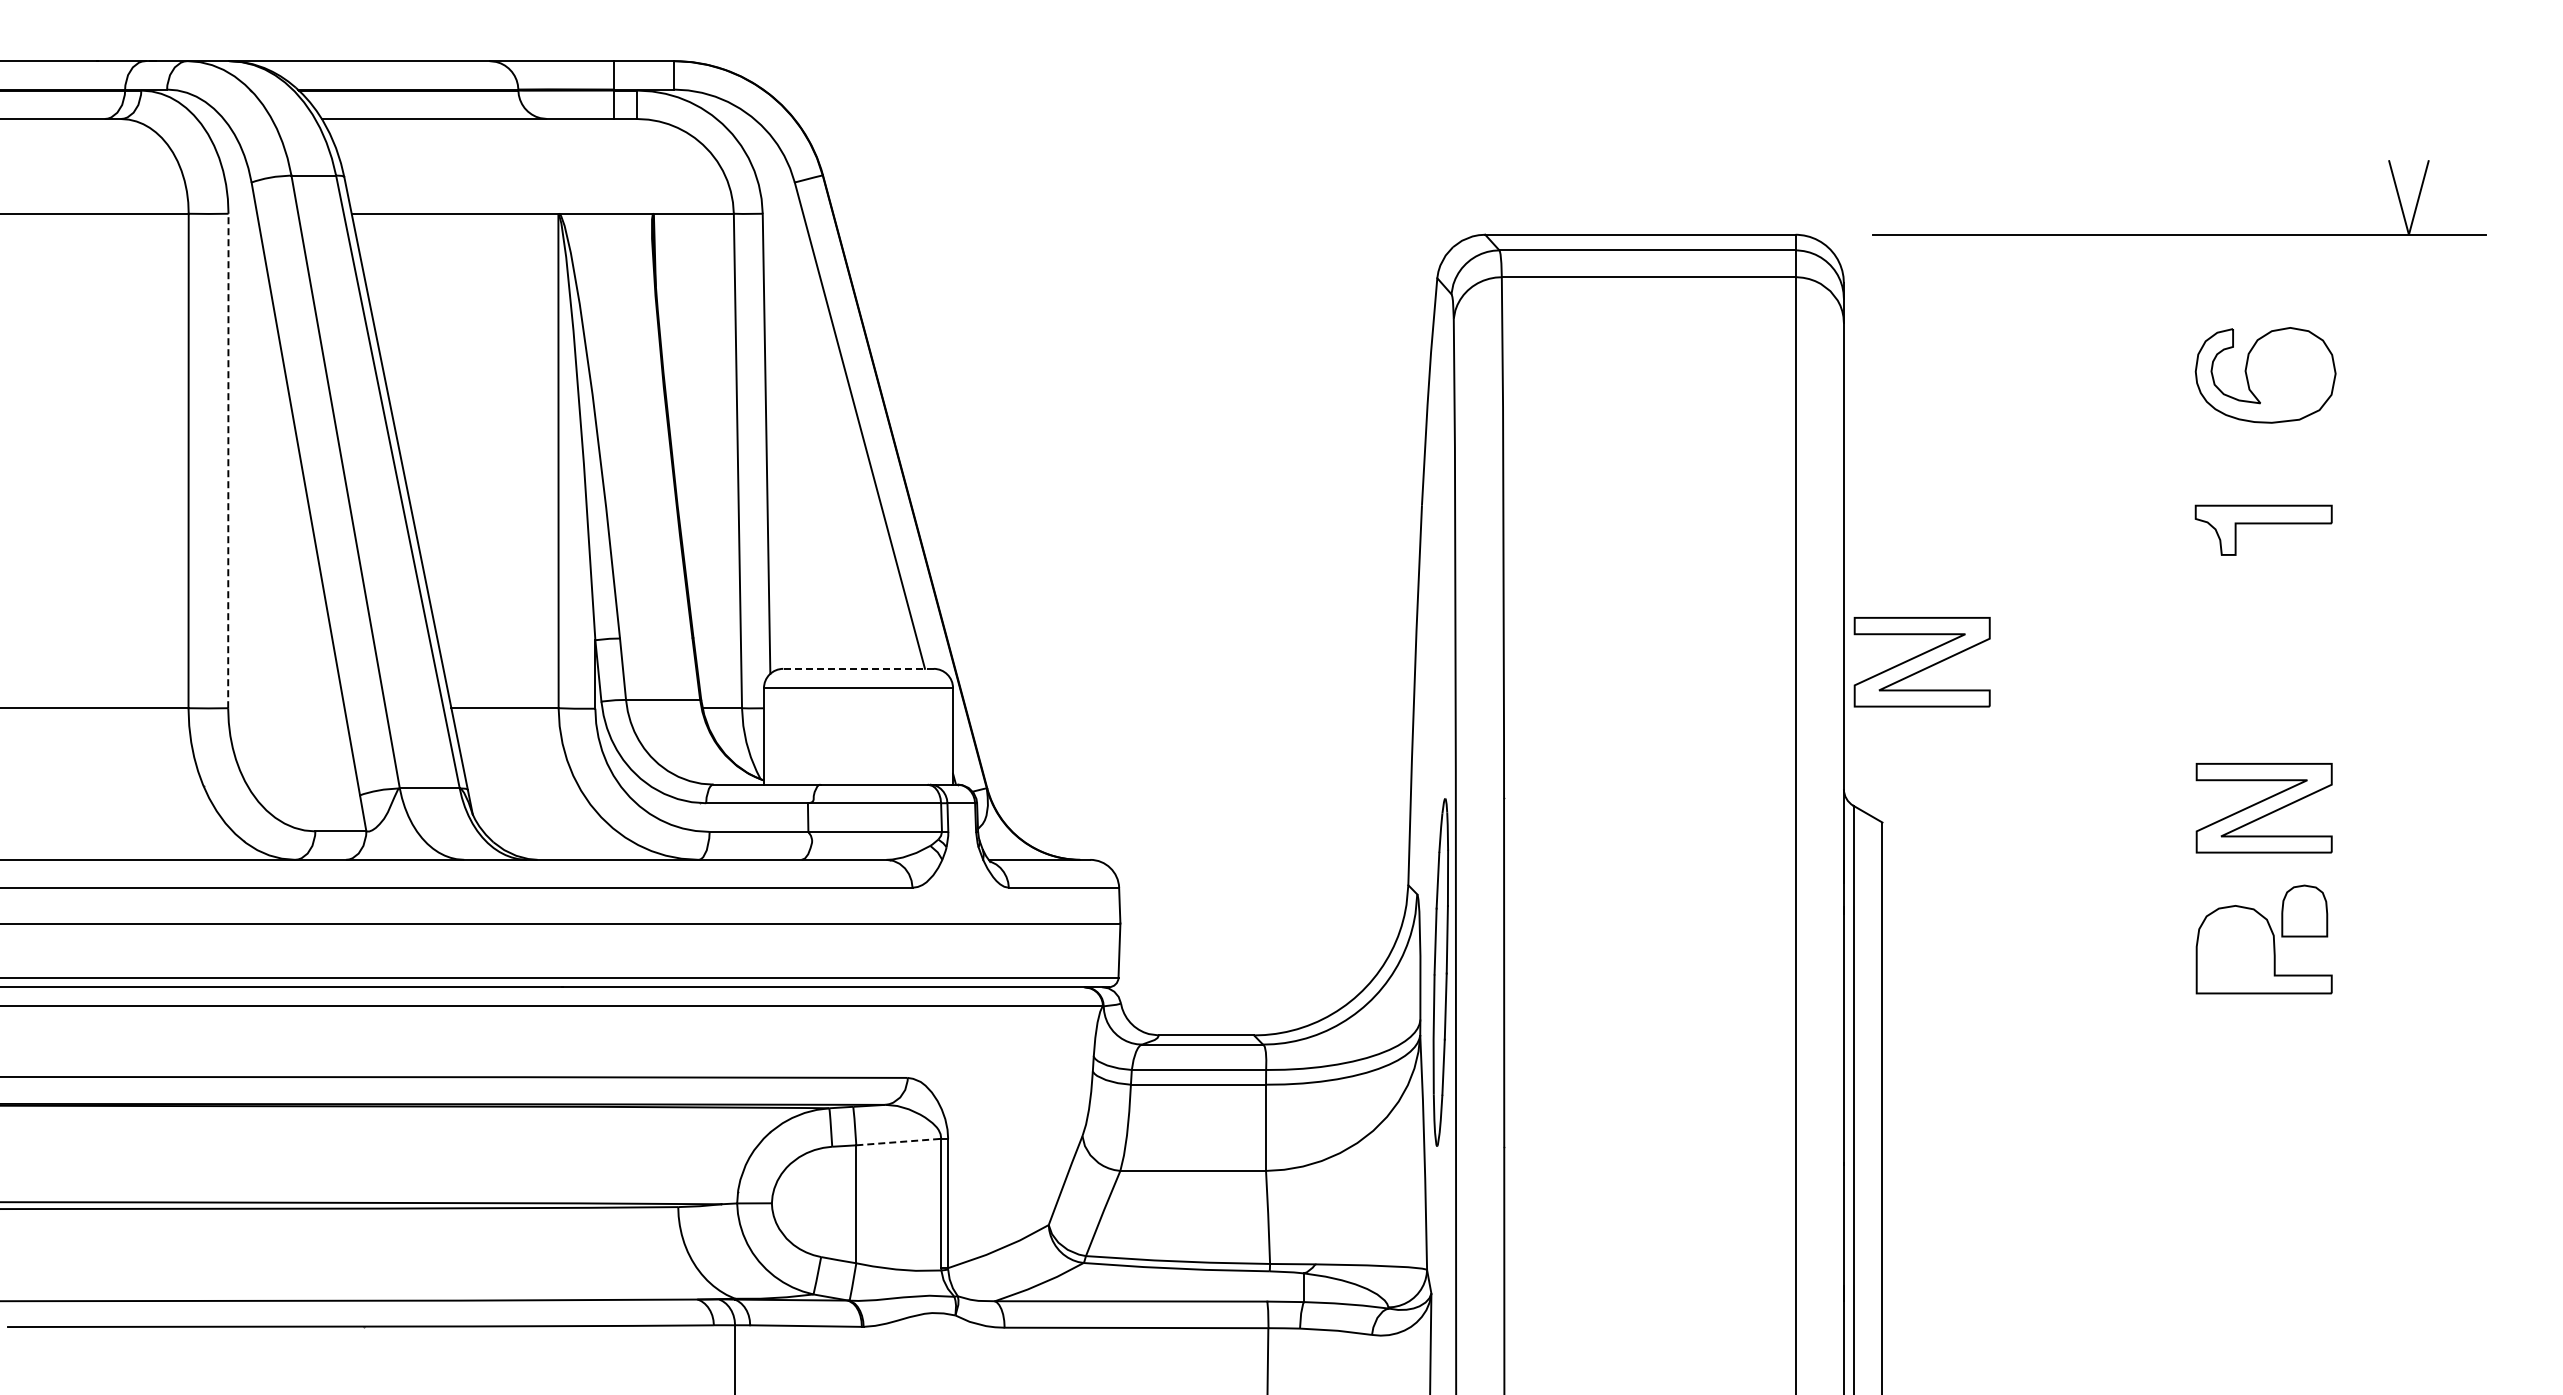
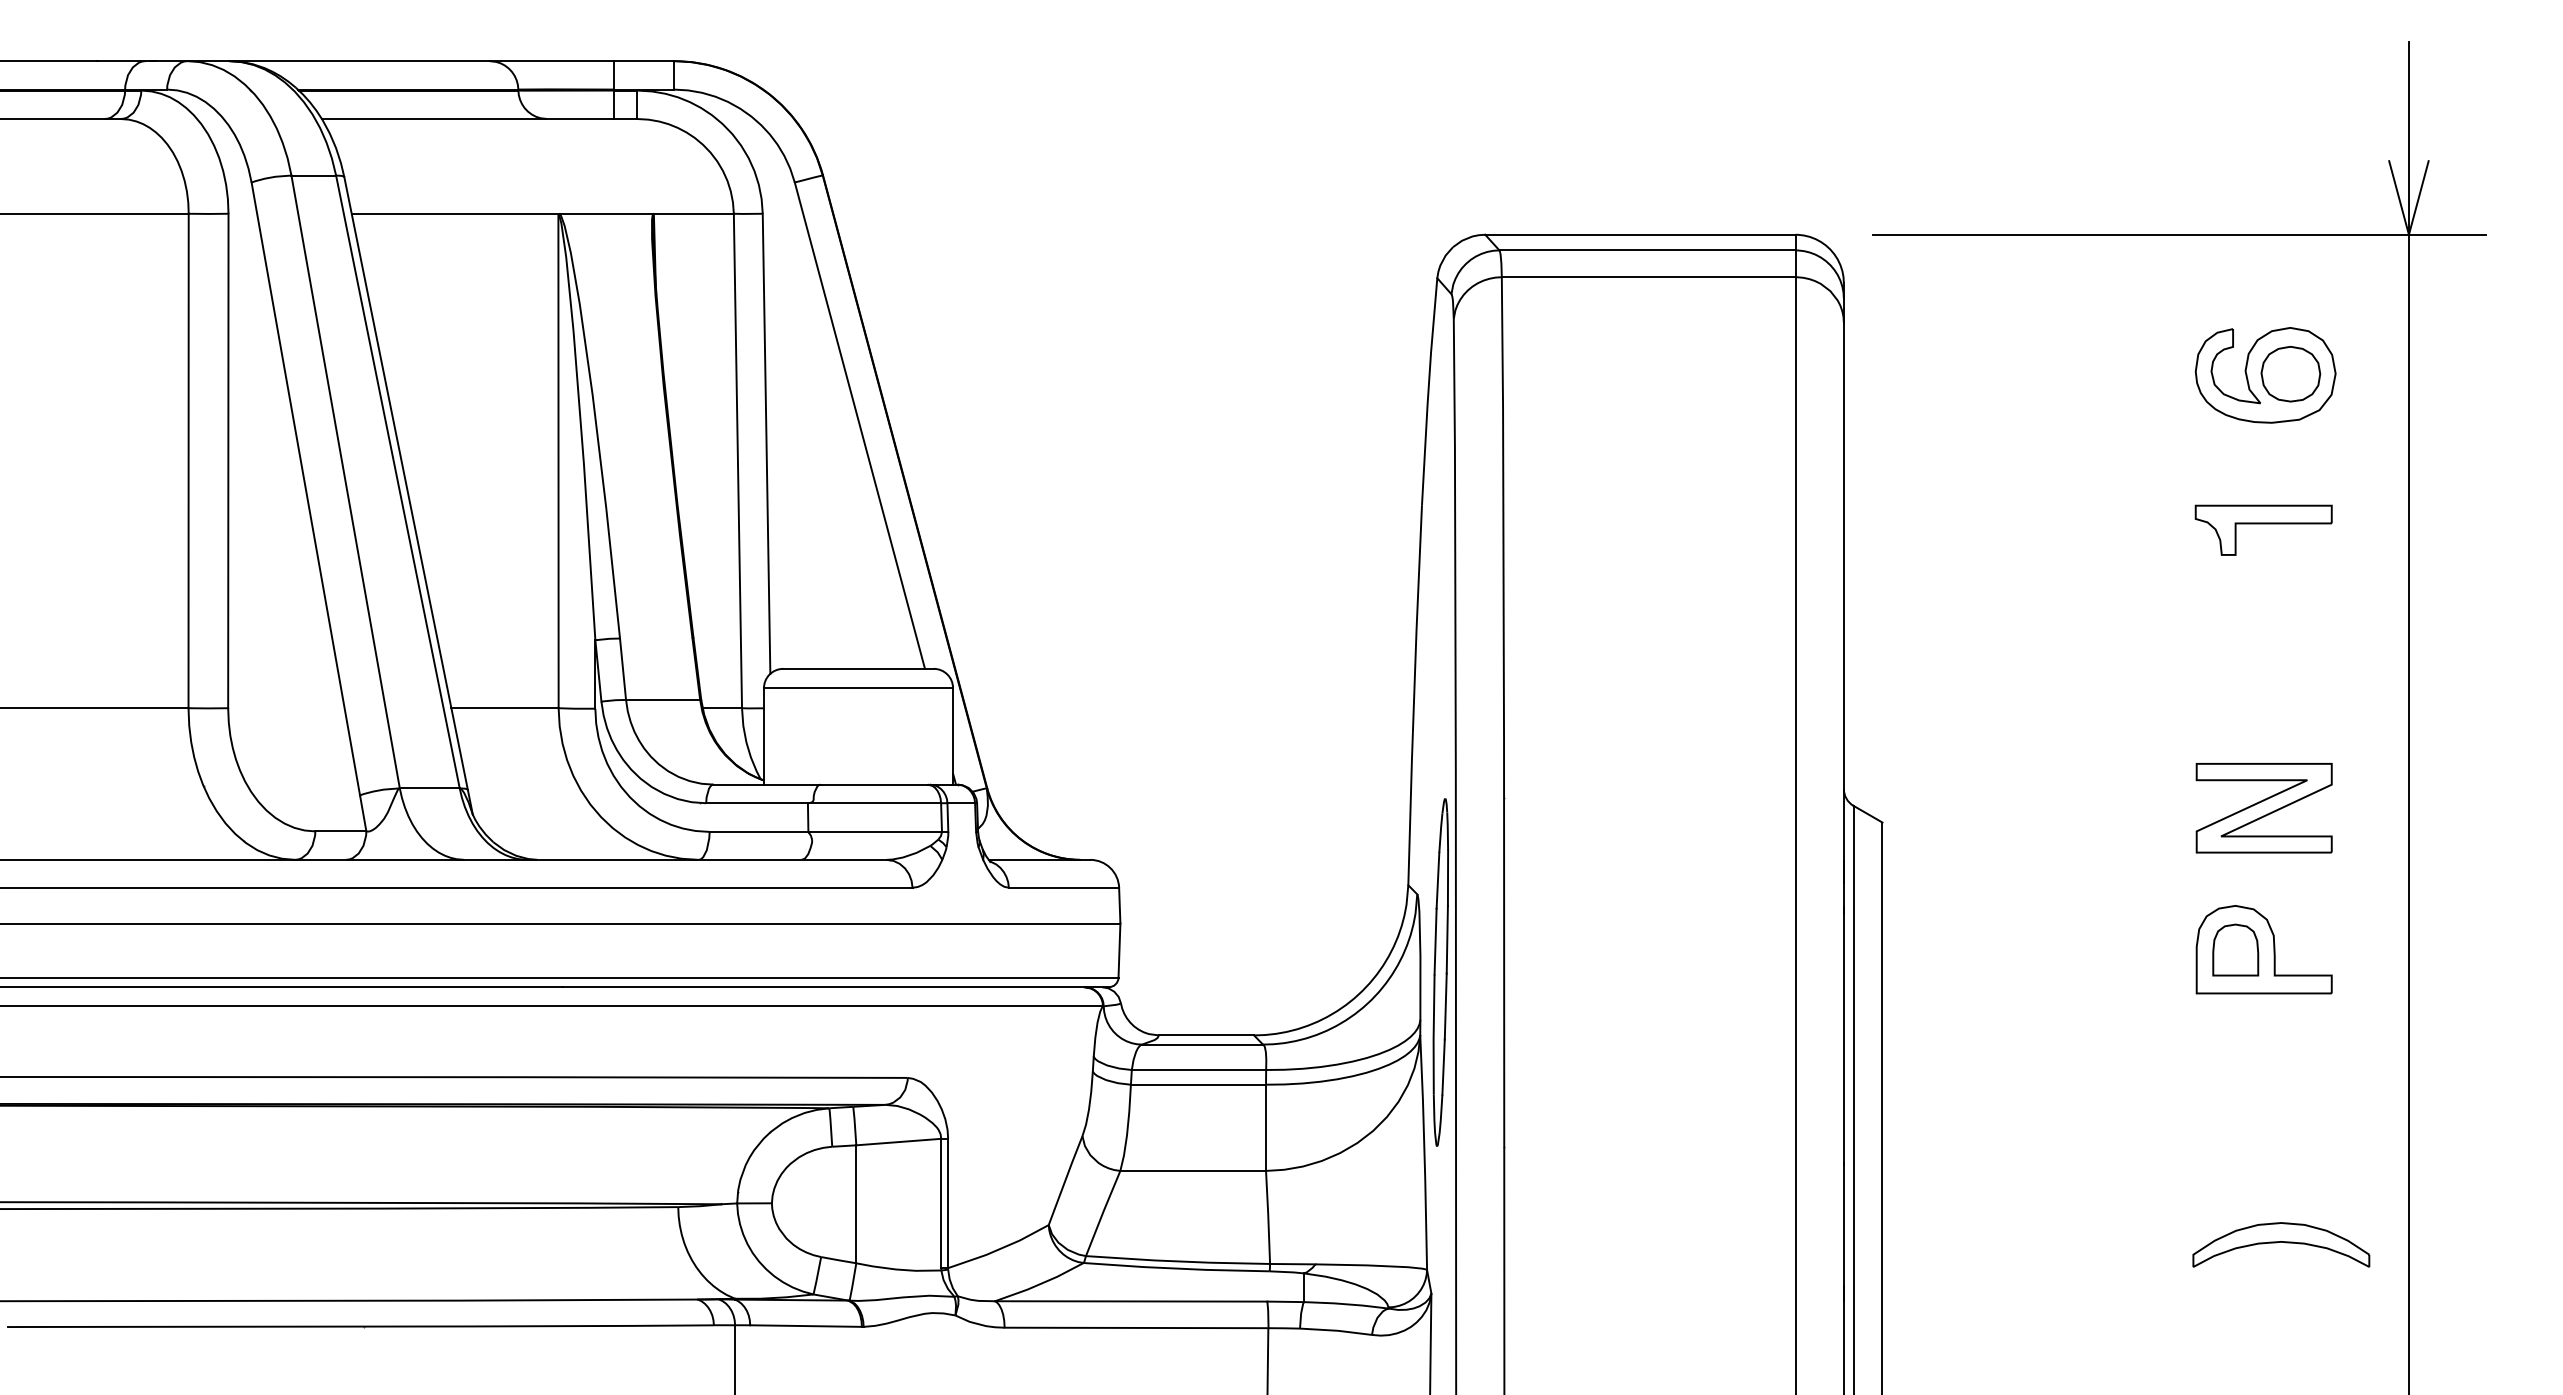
part: none -> present (2290, 373)
line: dashed -> solid (228, 460)
part: present -> none (1921, 662)
line: dashed -> solid (858, 668)
line: none -> present (2408, 716)
part position: (2304, 910) -> (2235, 949) (2235, 949)
line: dashed -> solid (898, 1142)
part: none -> present (2281, 1244)
